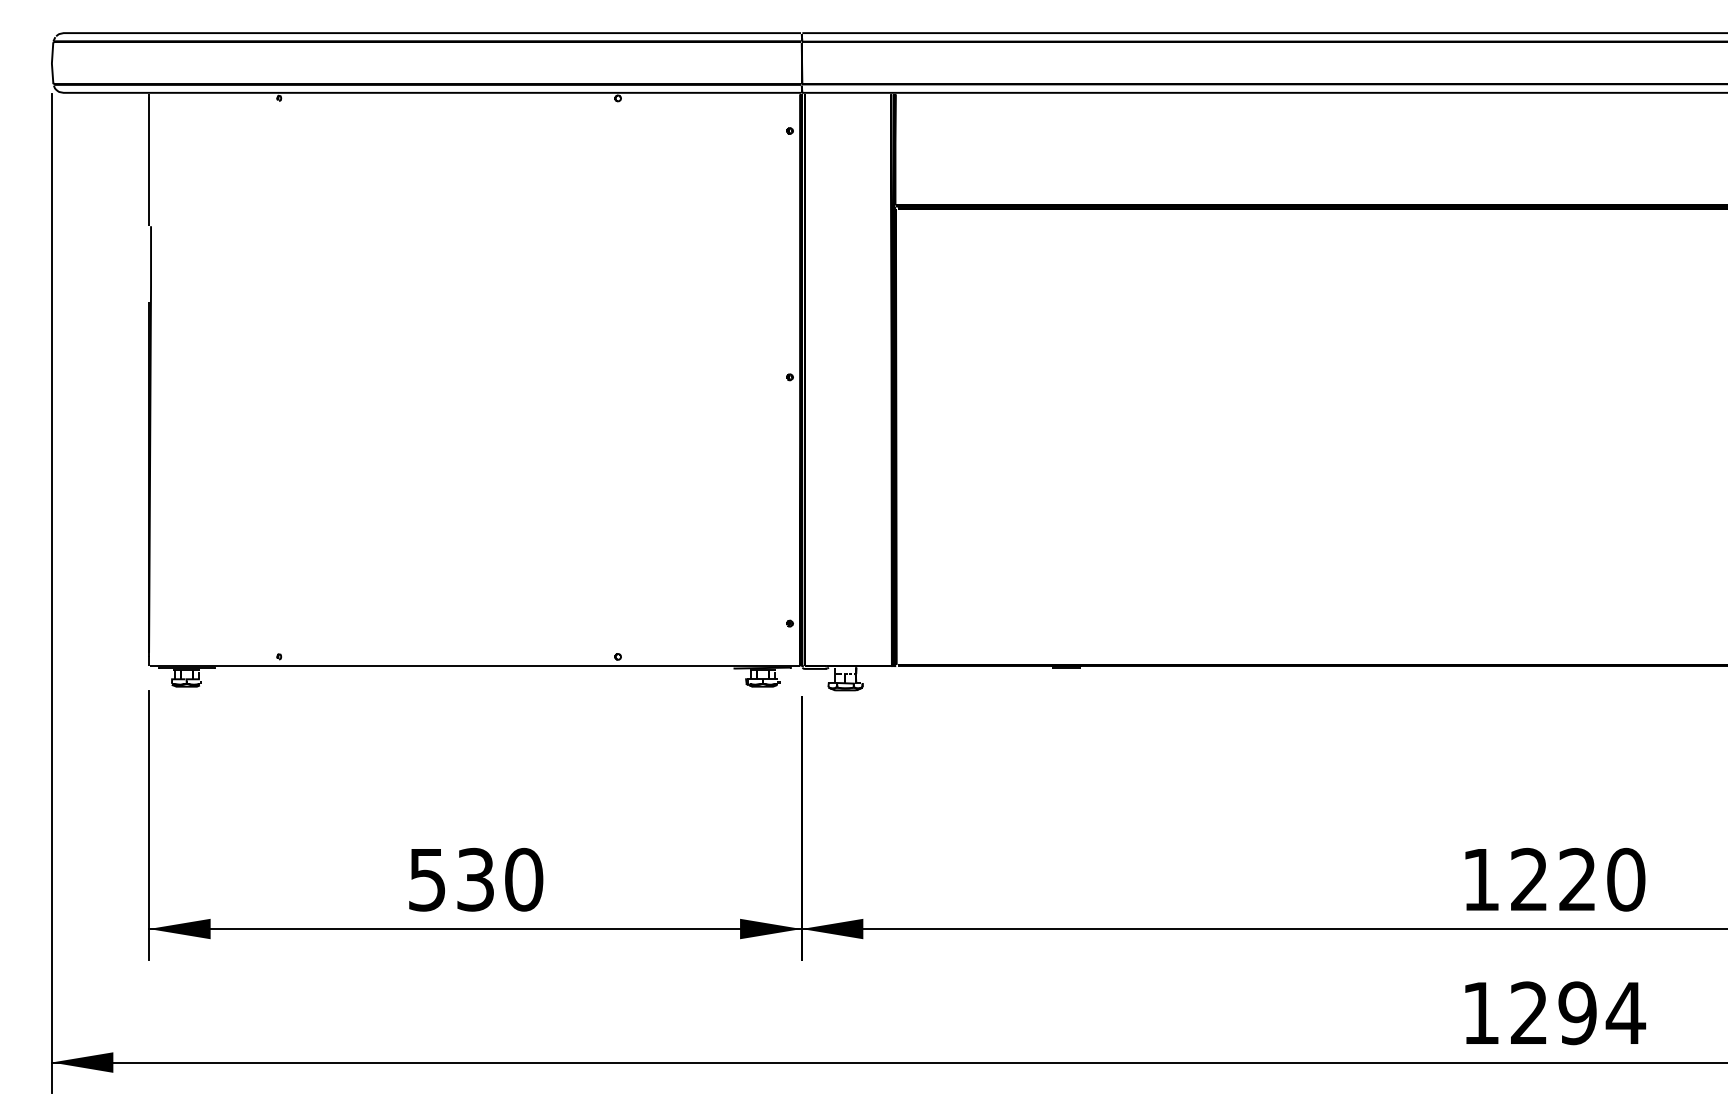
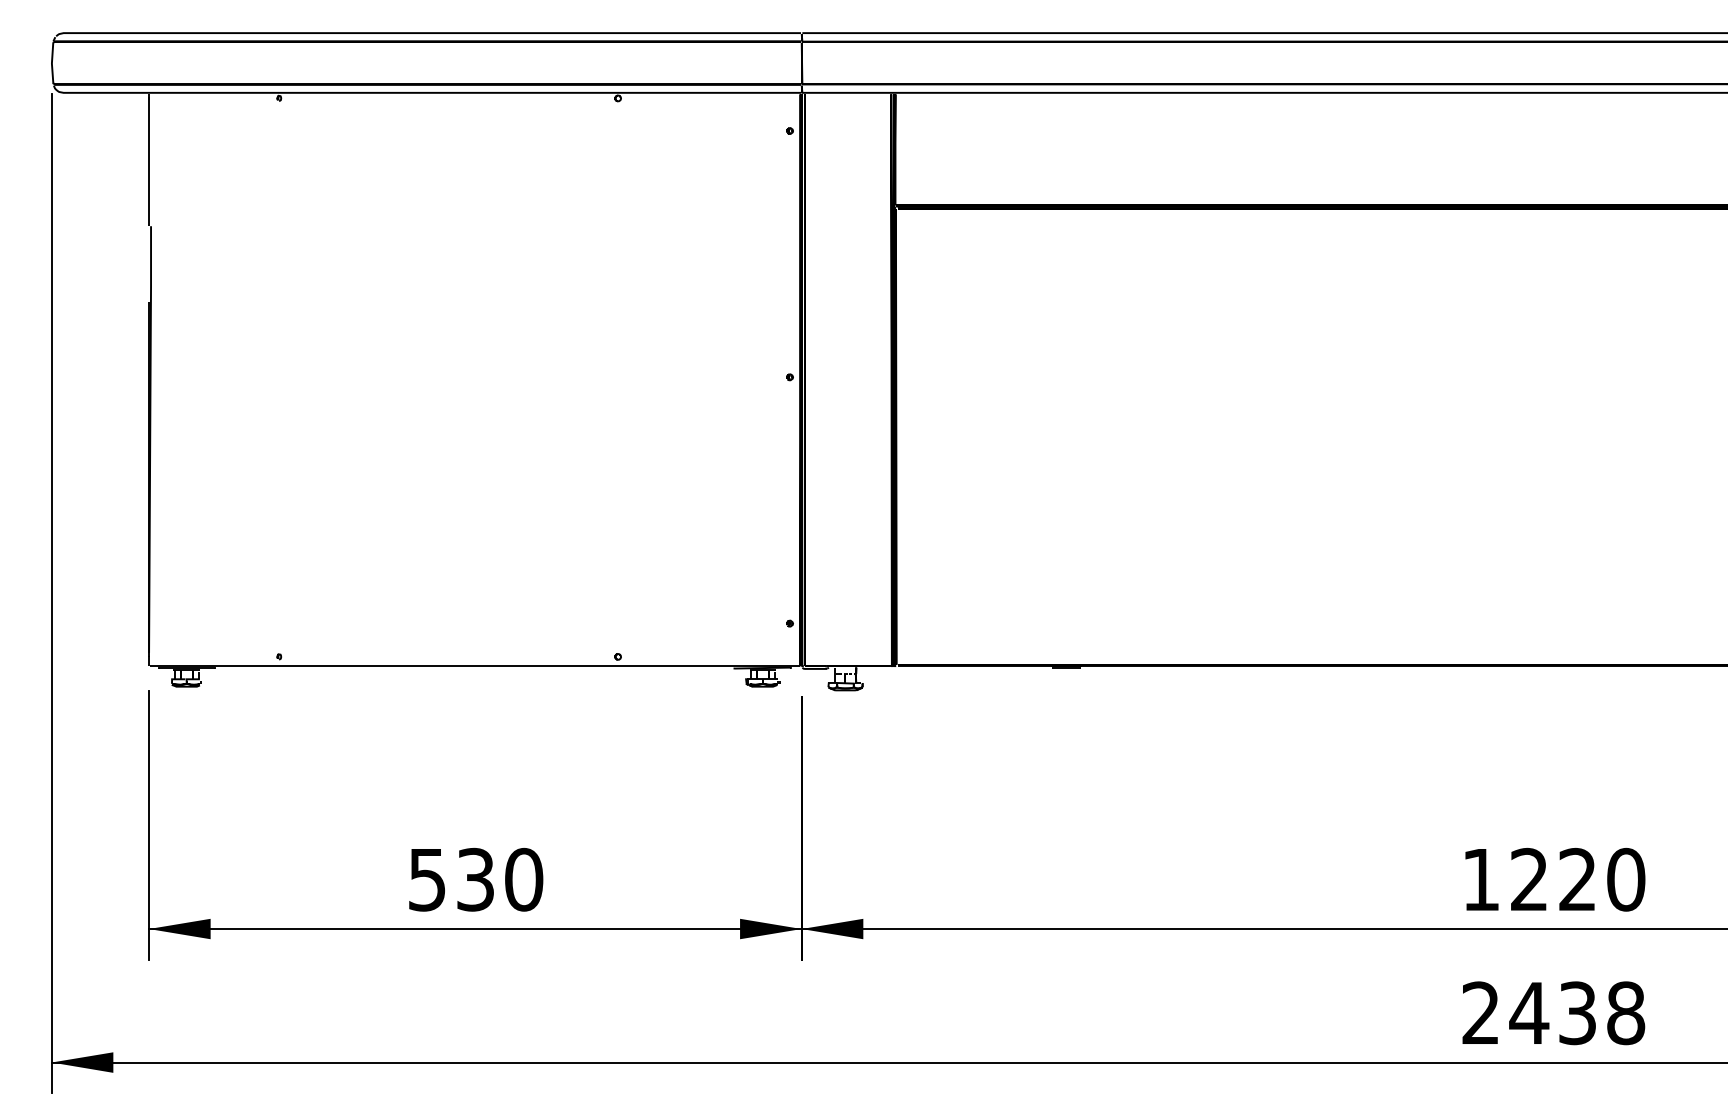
text: 1294 -> 2438 (1554, 1013)
